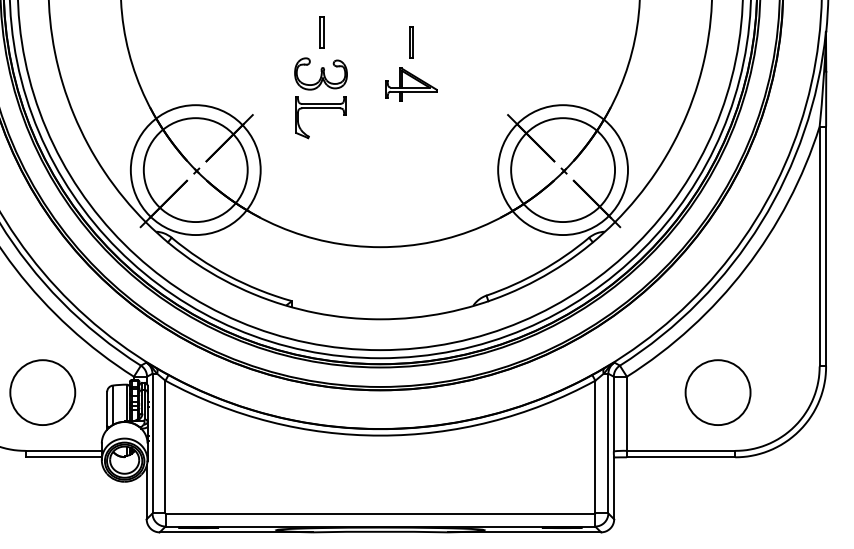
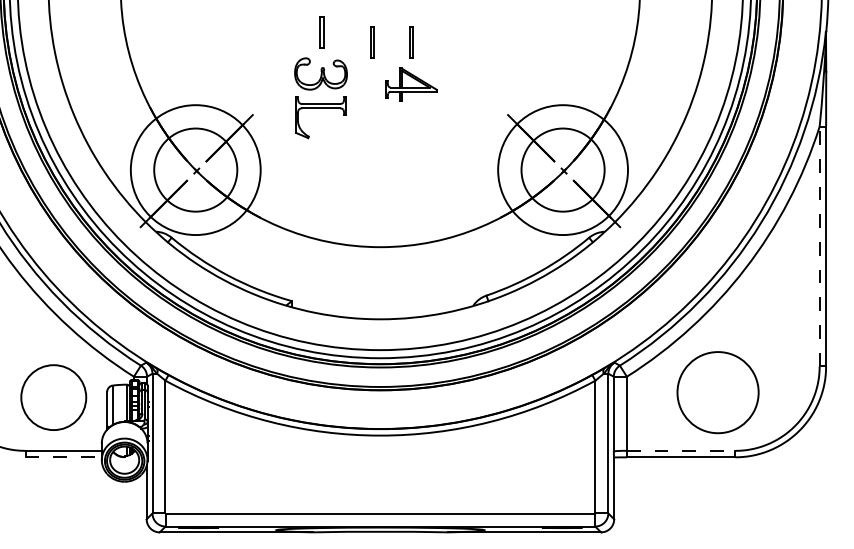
line: none -> present (371, 42)
circle diameter: 104 px -> 83 px (195, 169)
circle diameter: 104 px -> 83 px (562, 169)
line: solid -> dashed (819, 246)
circle position: (42, 392) -> (53, 397) (53, 397)
circle diameter: 65 px -> 81 px (717, 392)
line: solid -> dashed (681, 450)
line: solid -> dashed (64, 457)
